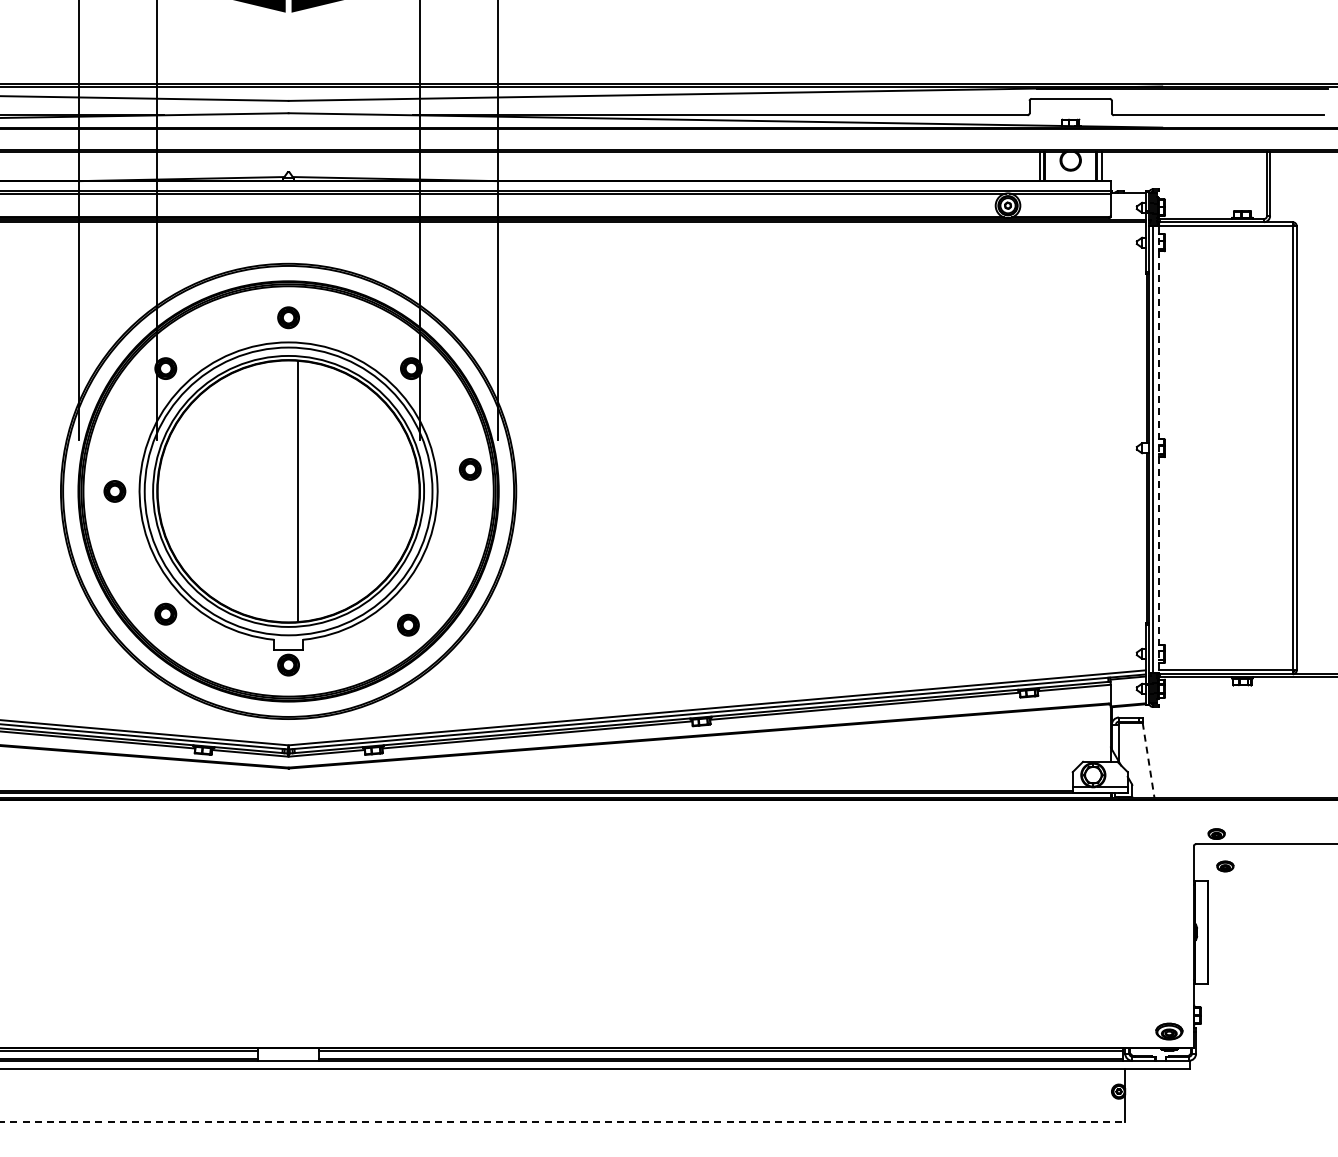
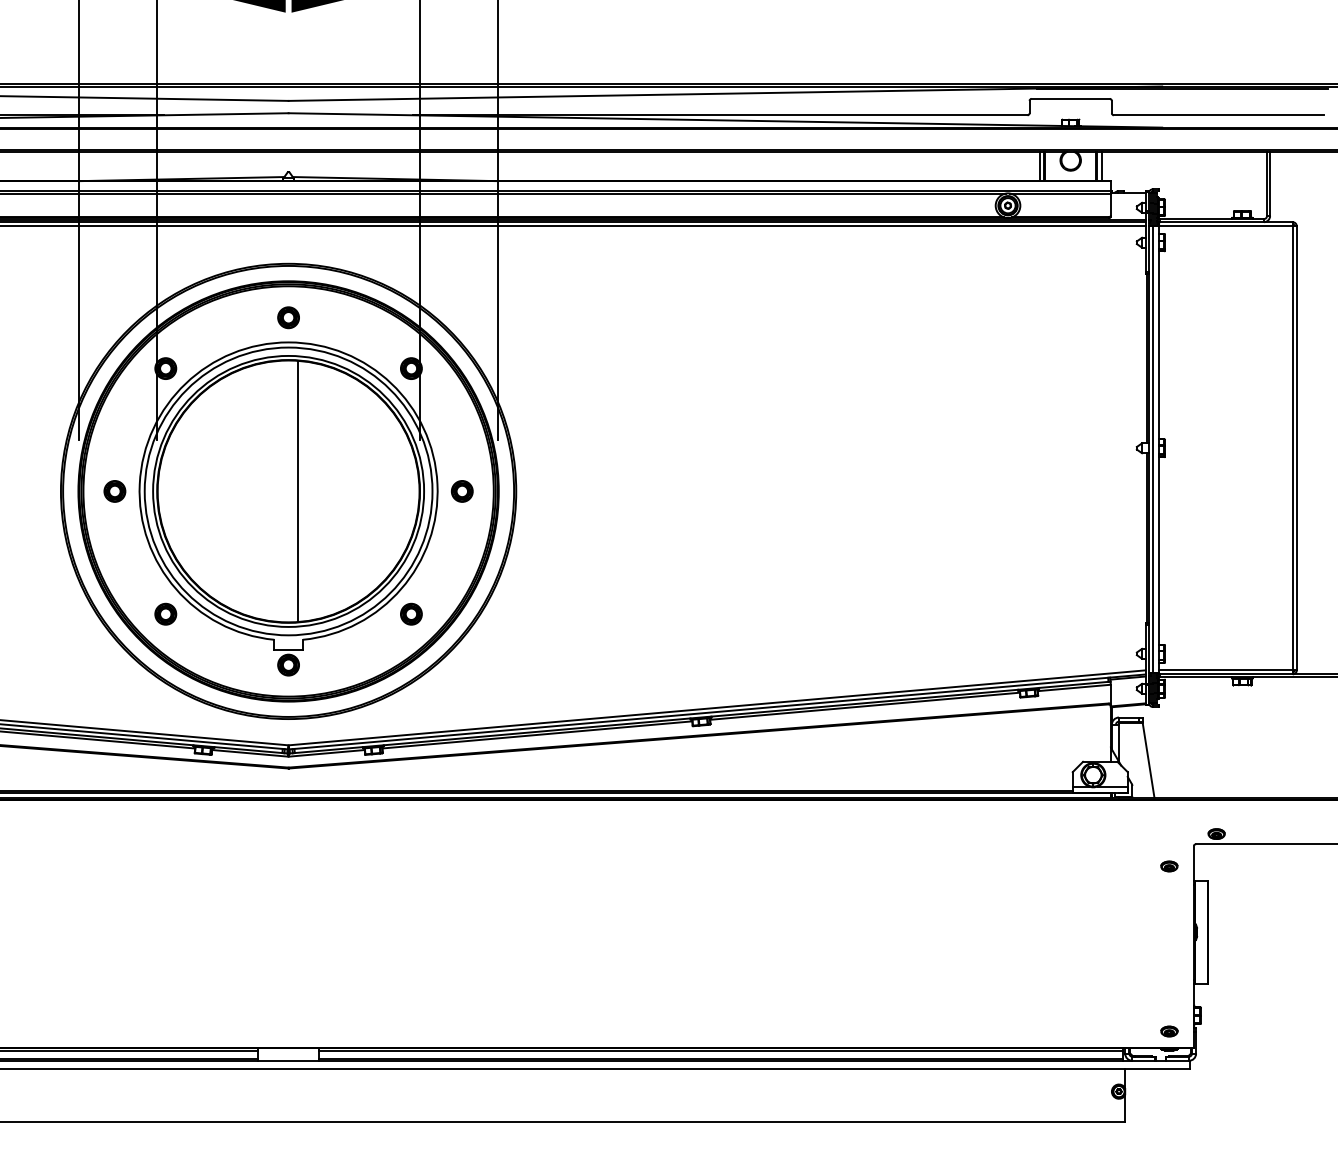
line: none -> present (573, 226)
line: dashed -> solid (1159, 449)
part position: (469, 469) -> (461, 491) (461, 491)
part position: (408, 624) -> (411, 613) (411, 613)
line: dashed -> solid (1148, 760)
part position: (1225, 866) -> (1169, 866) (1169, 866)
part size: 29x19 px -> 19x13 px (1169, 1031)
line: dashed -> solid (563, 1122)
